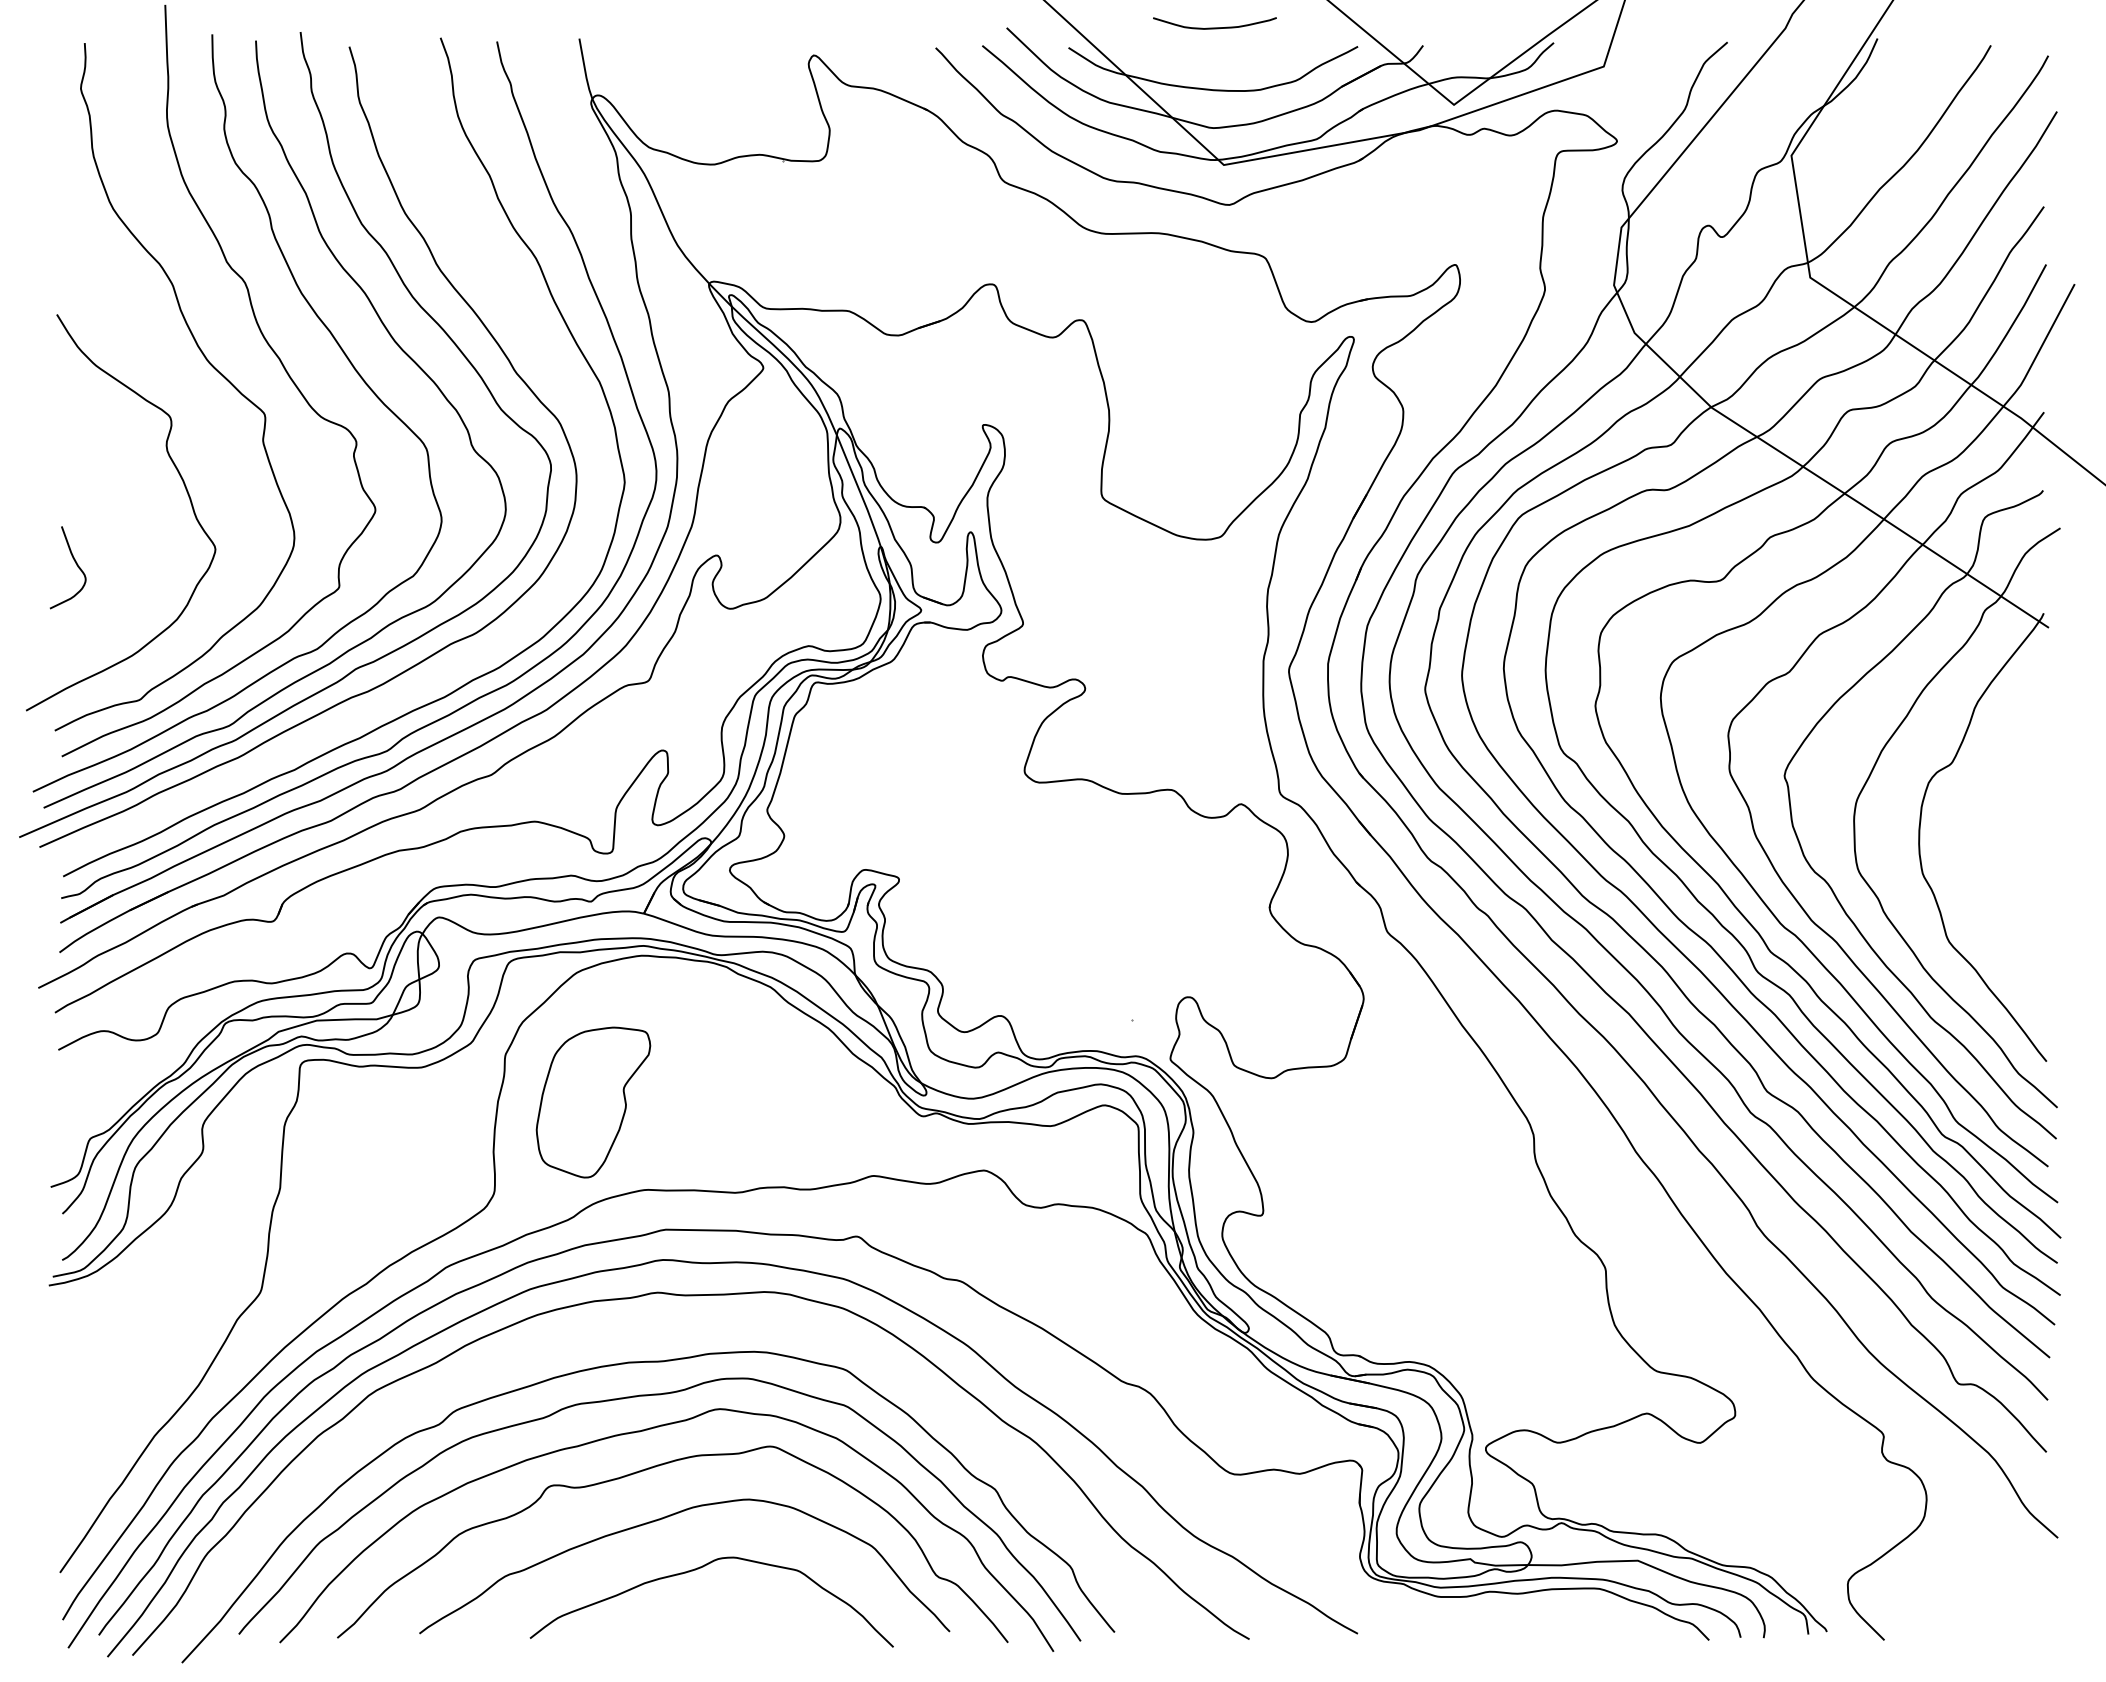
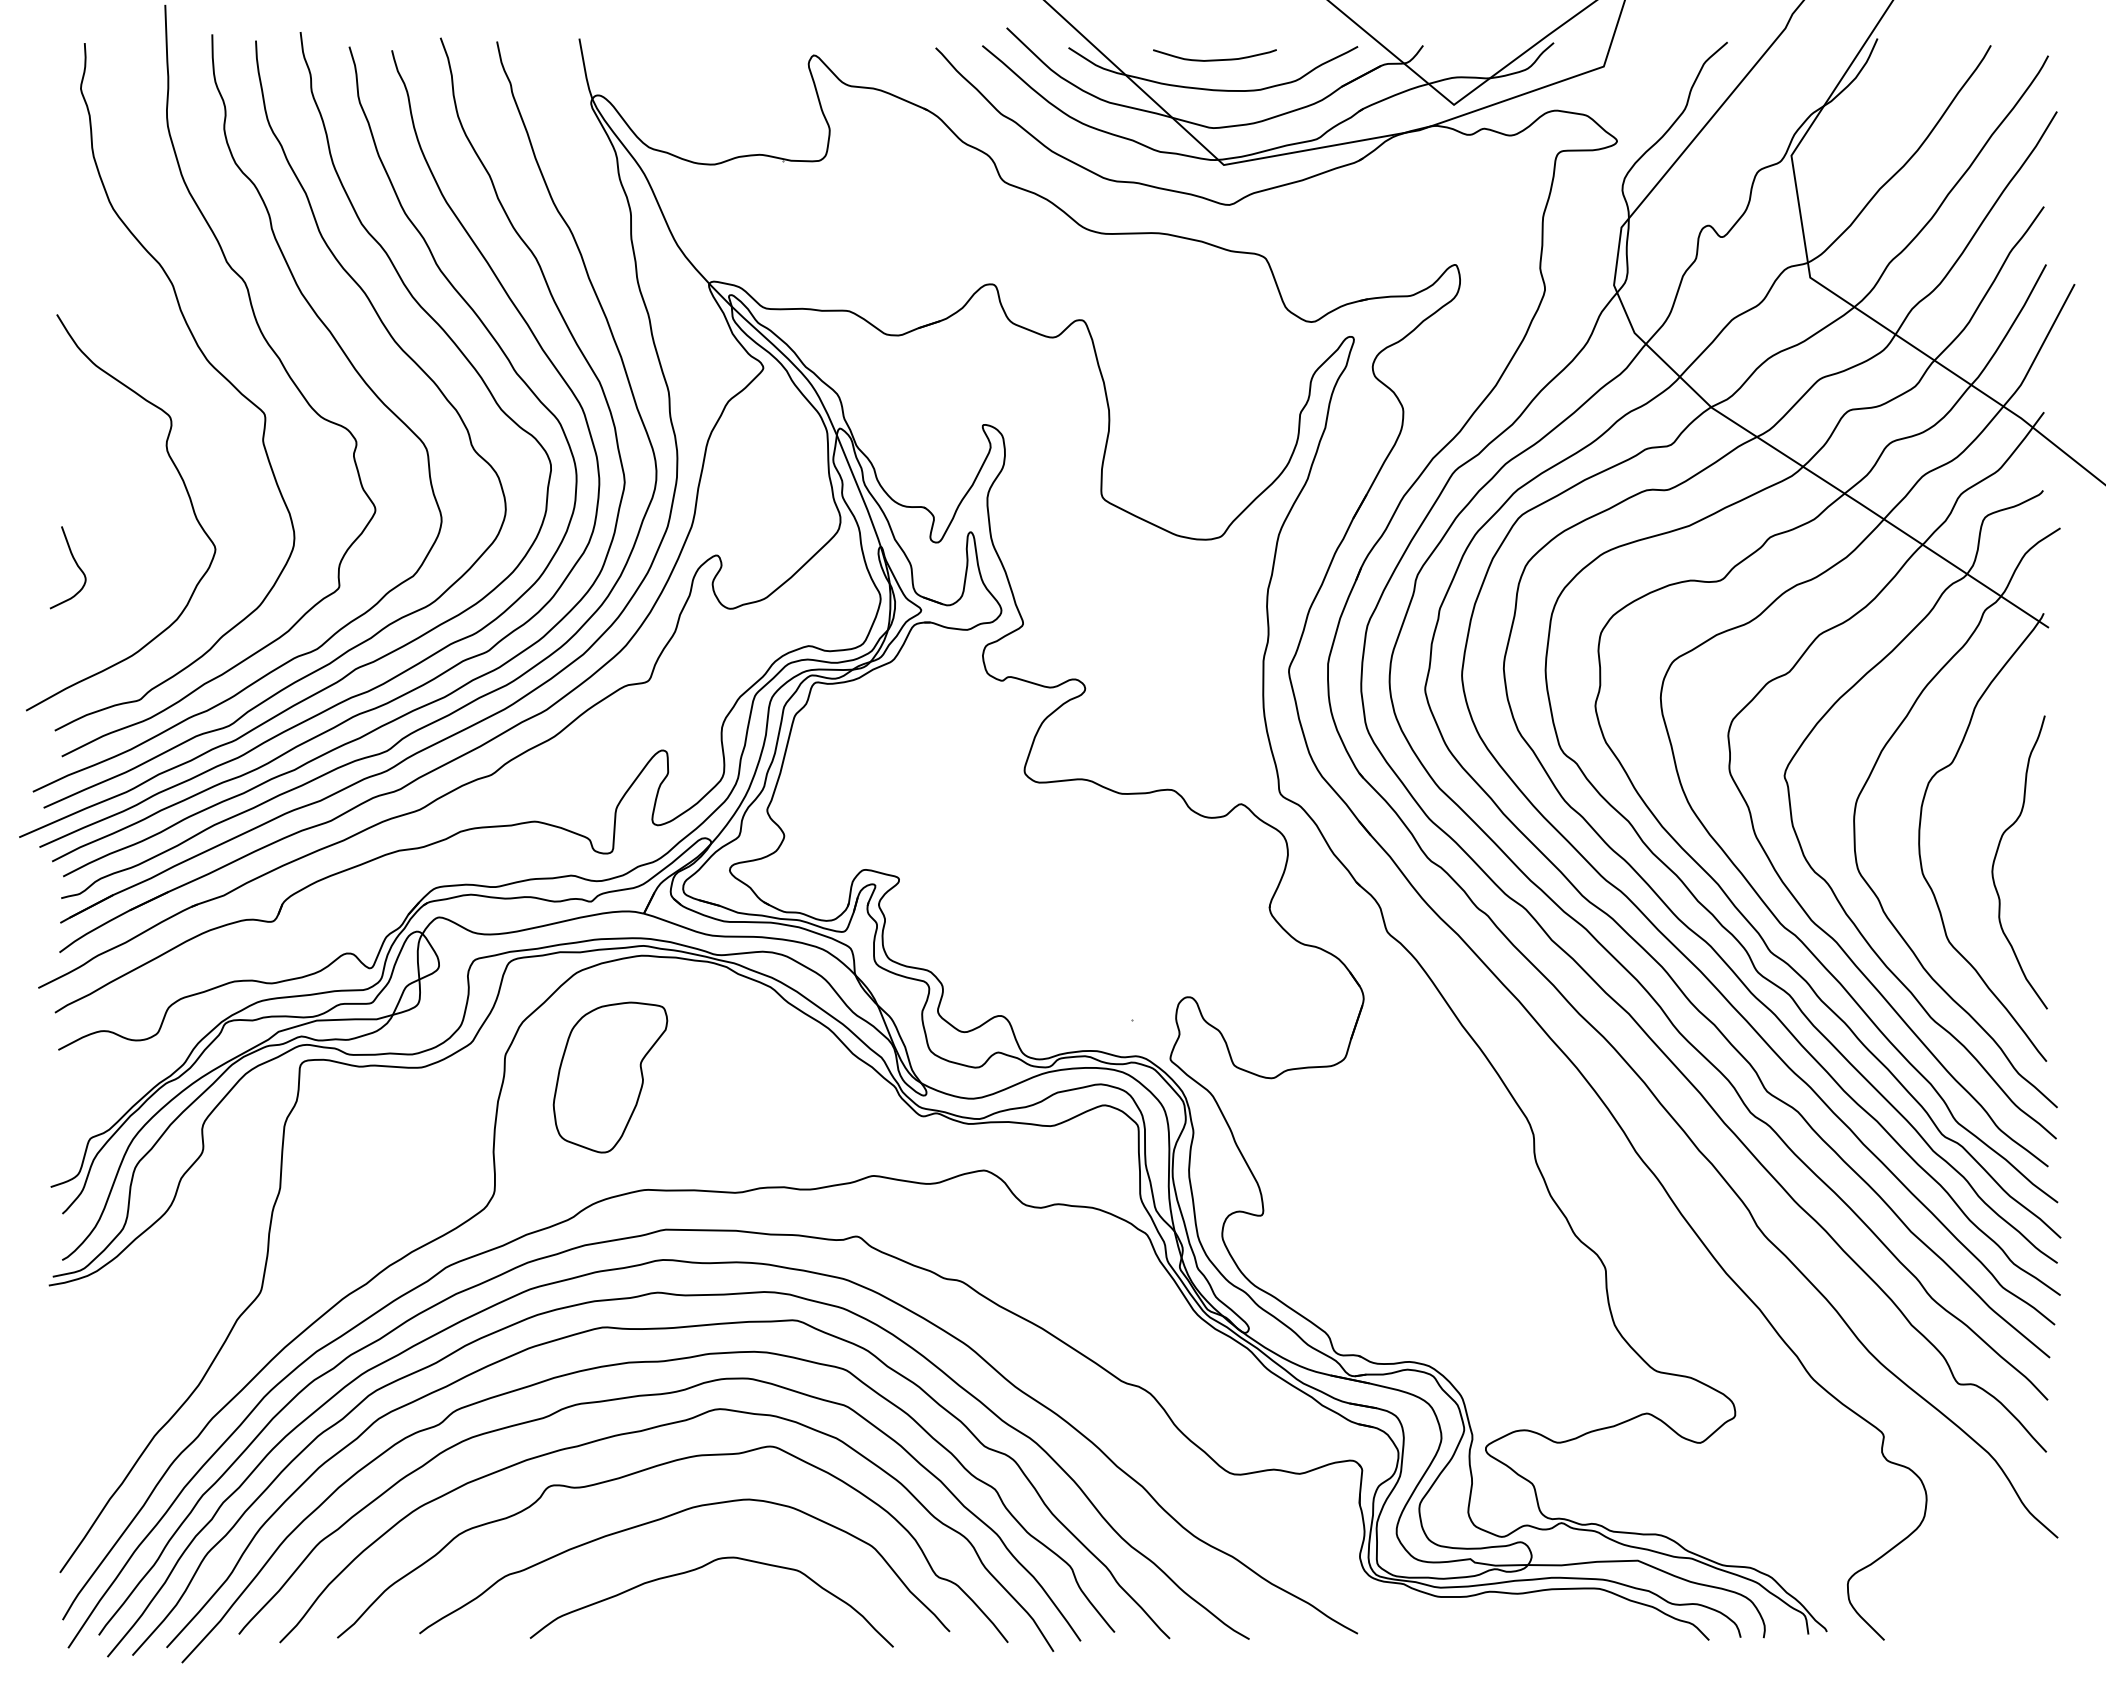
curve position: (1214, 27) -> (1214, 59) (1214, 59)
curve: none -> present (531, 333)
curve: none -> present (1996, 857)
part position: (593, 1102) -> (610, 1077) (610, 1077)
curve: none -> present (668, 1329)
